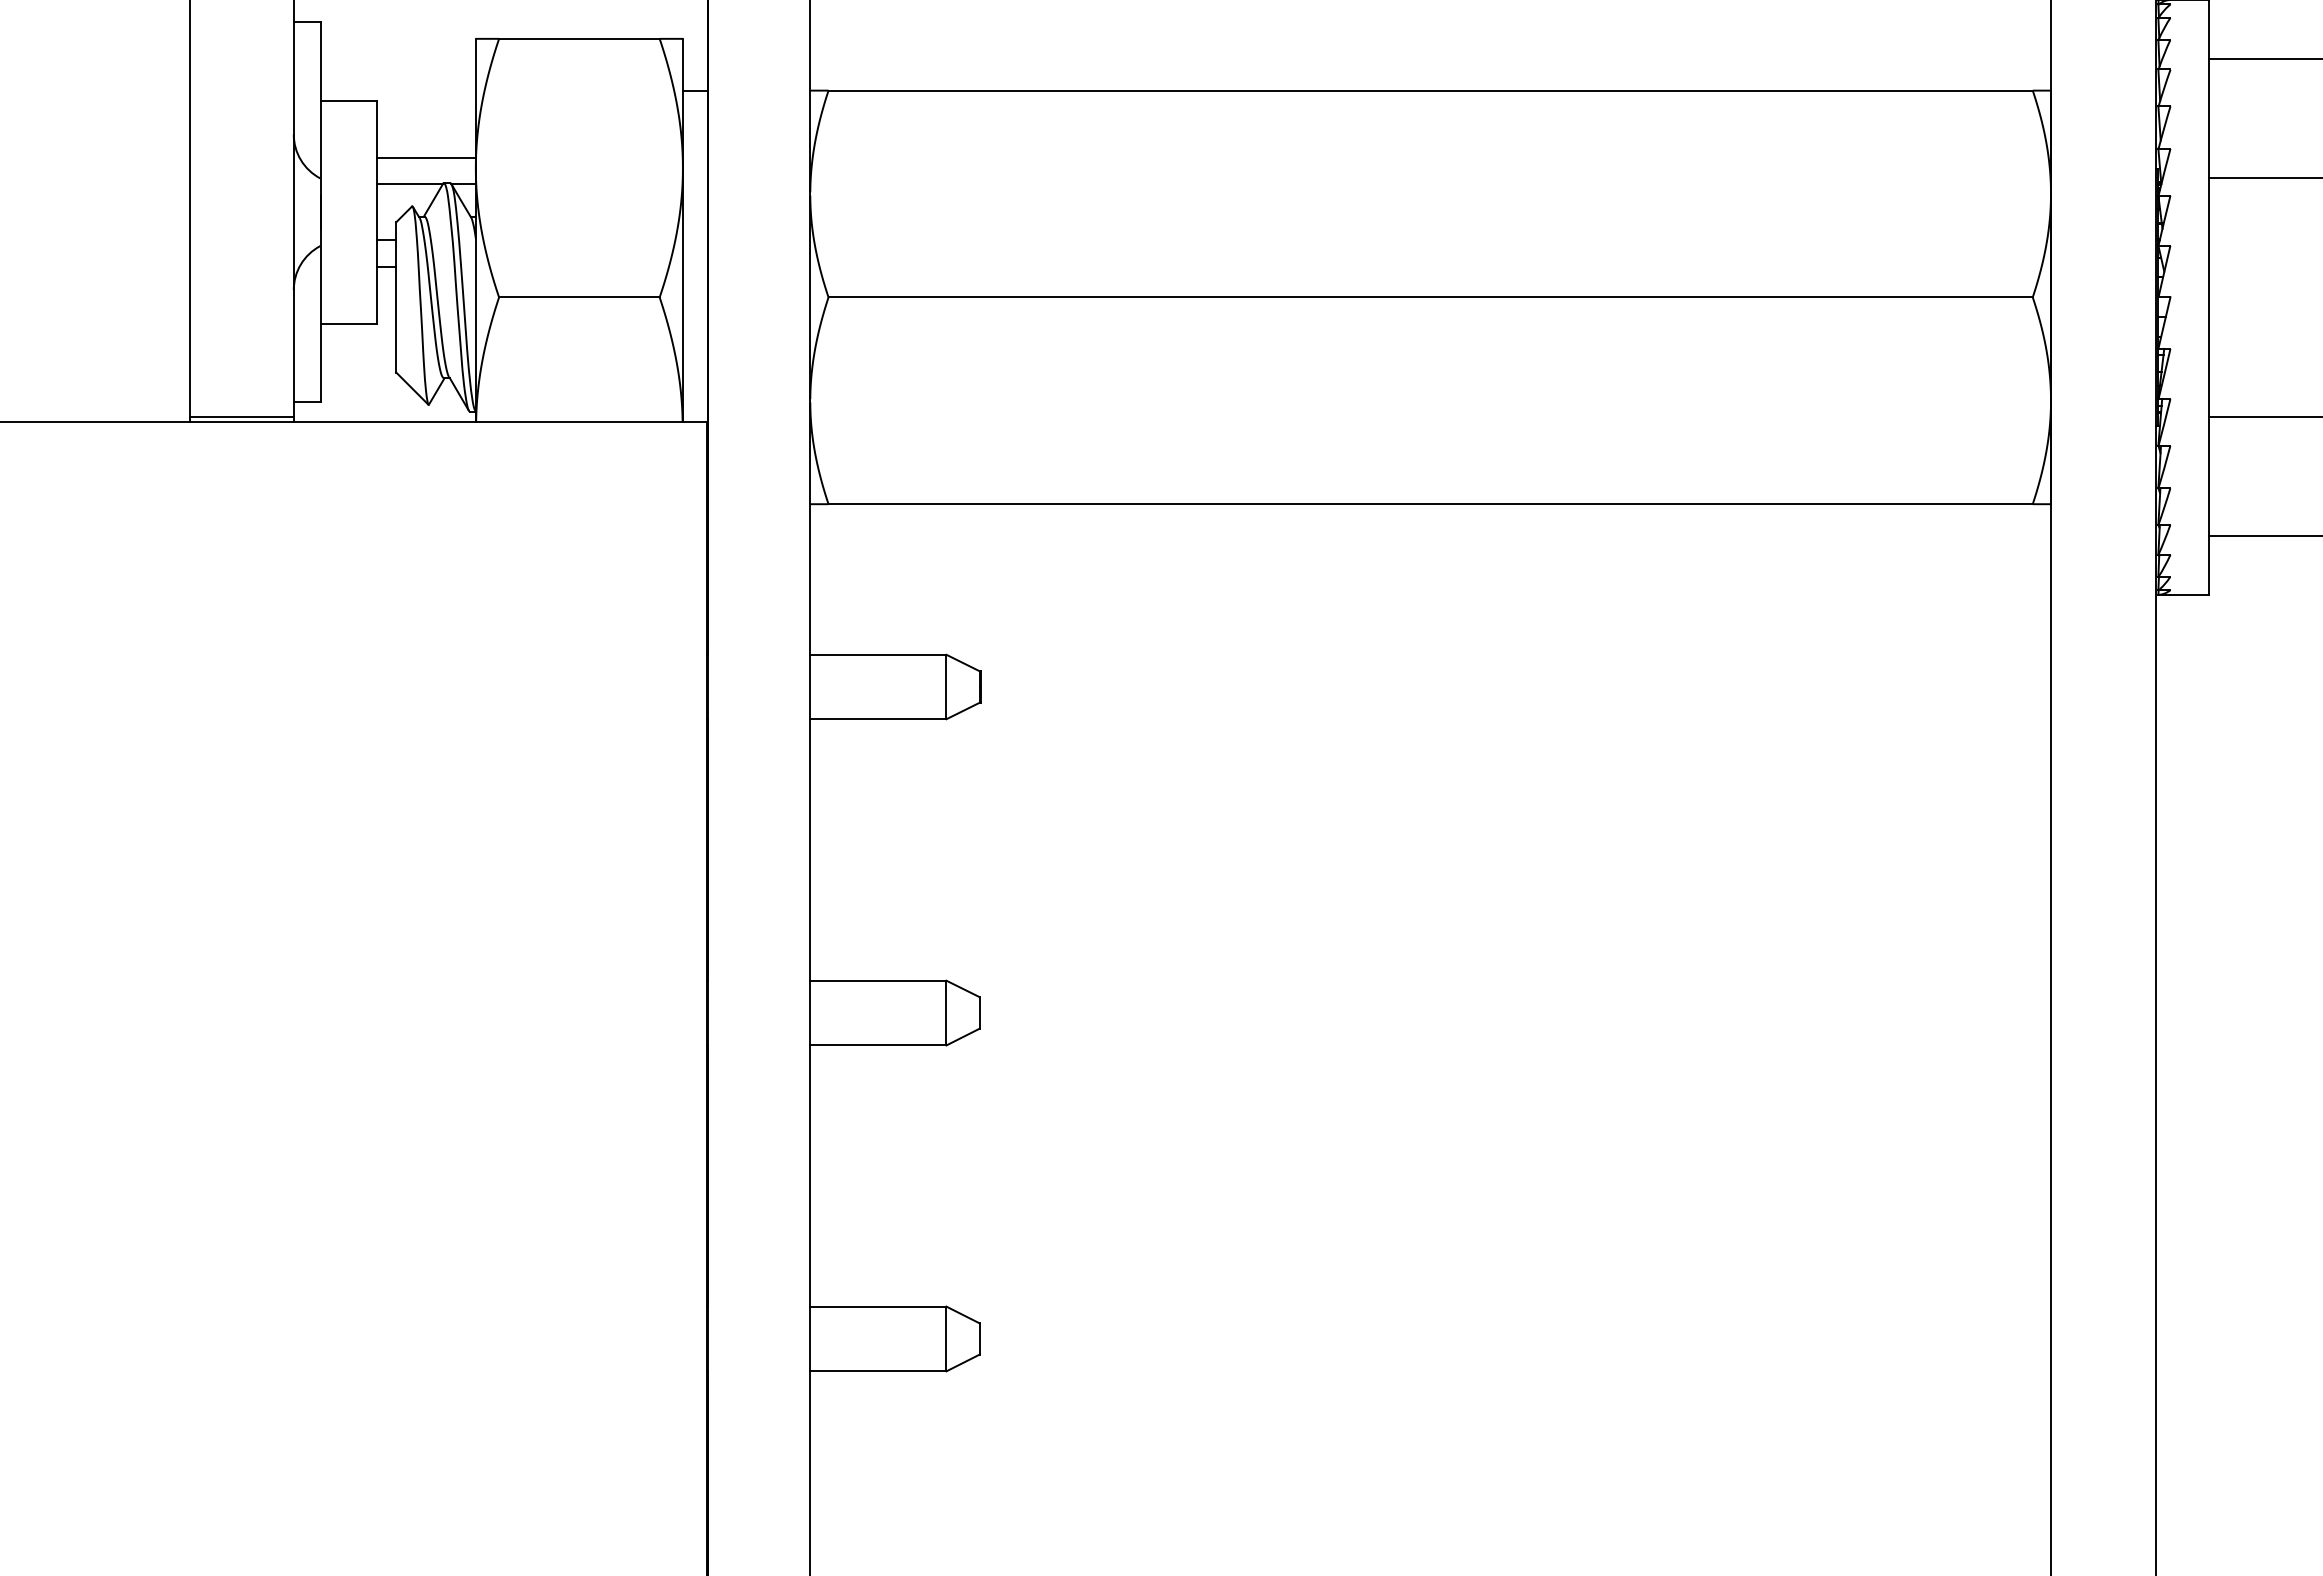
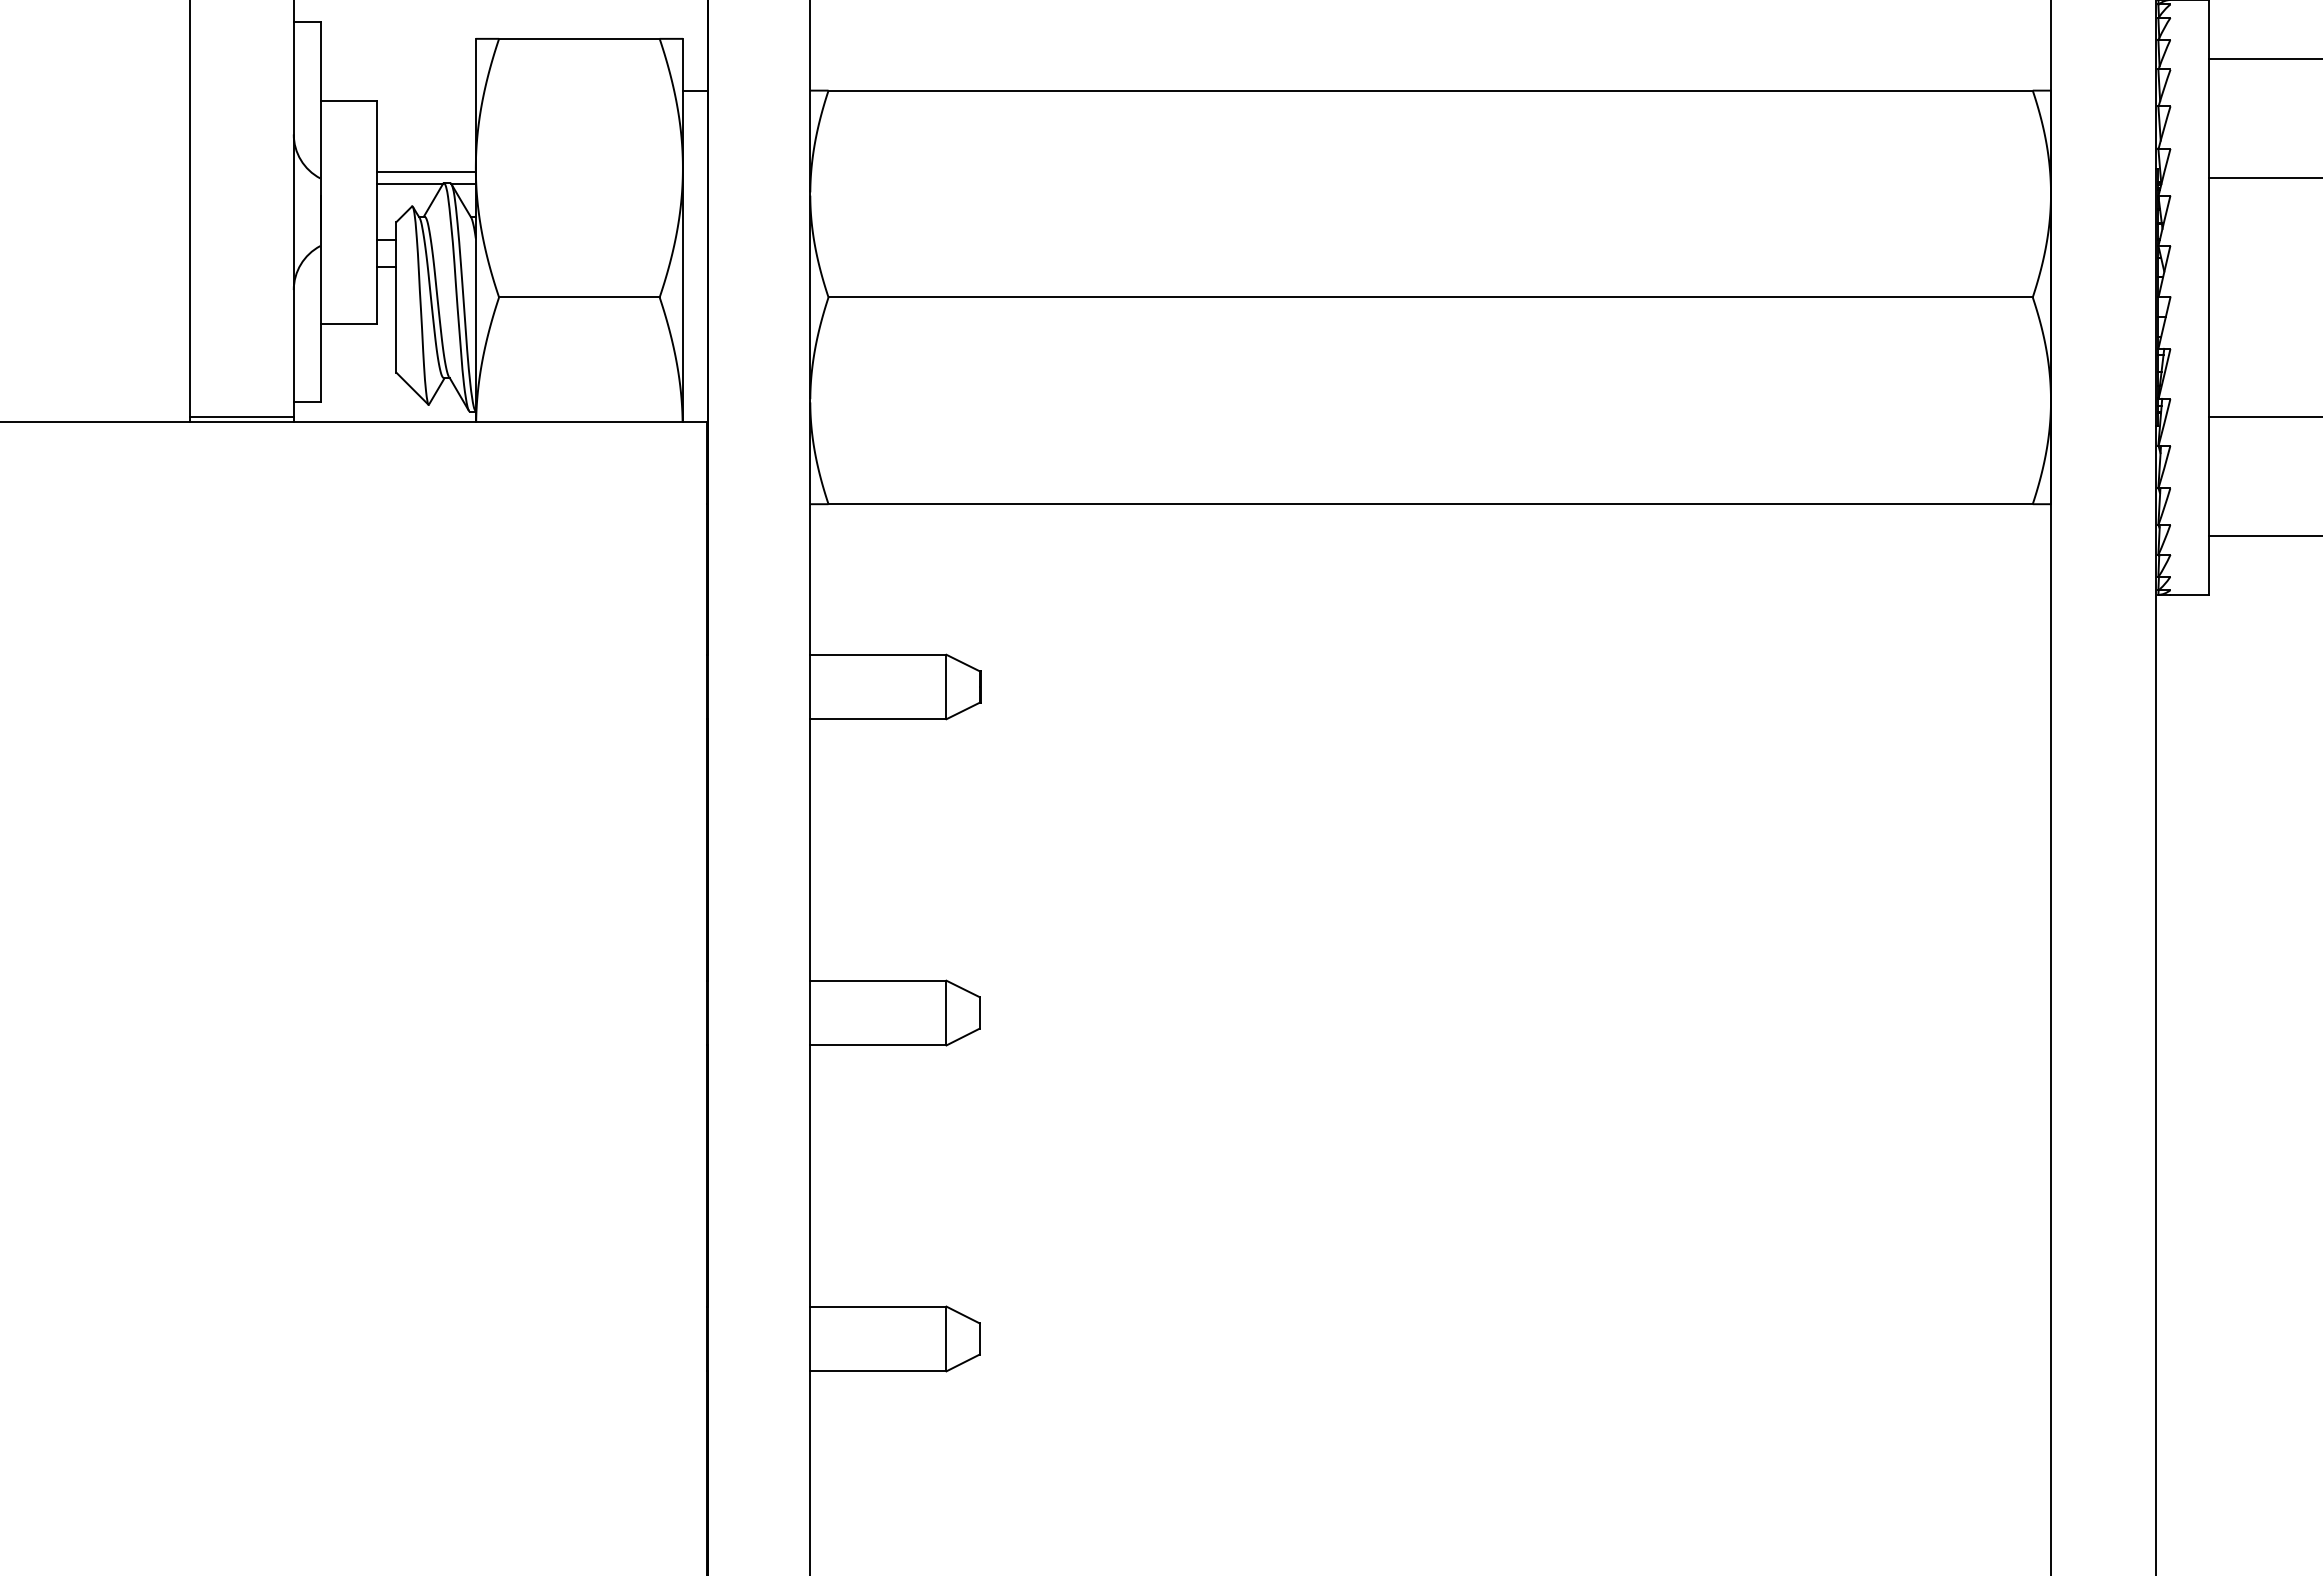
line position: (425, 157) -> (425, 171) (425, 171)
